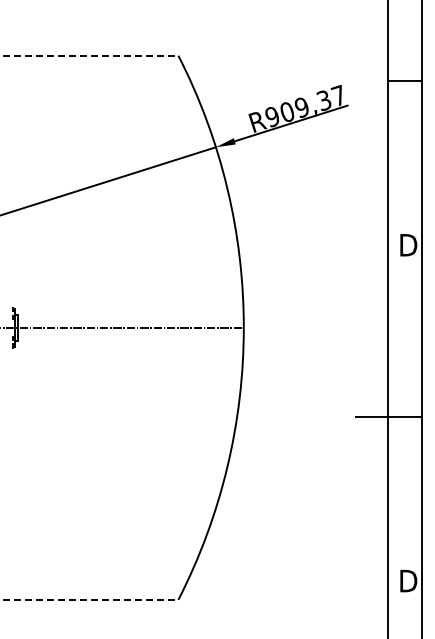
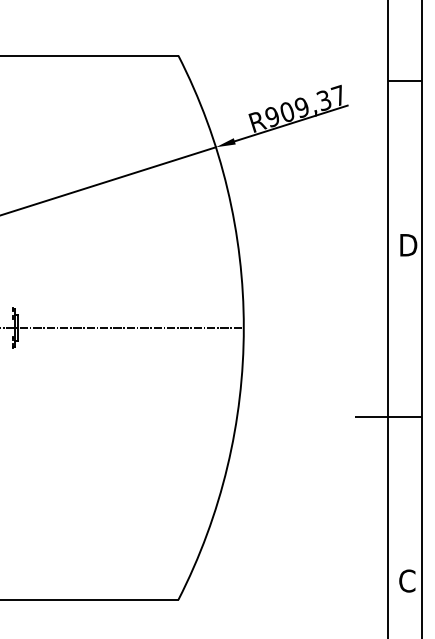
line: dashed -> solid (89, 55)
text: D -> C (408, 580)
line: dashed -> solid (89, 599)
